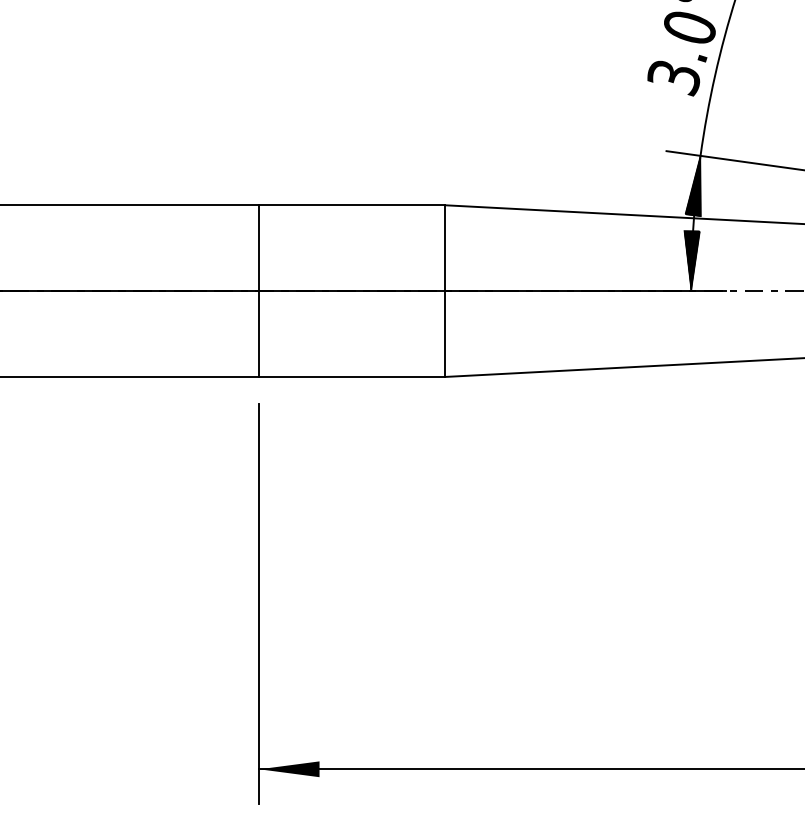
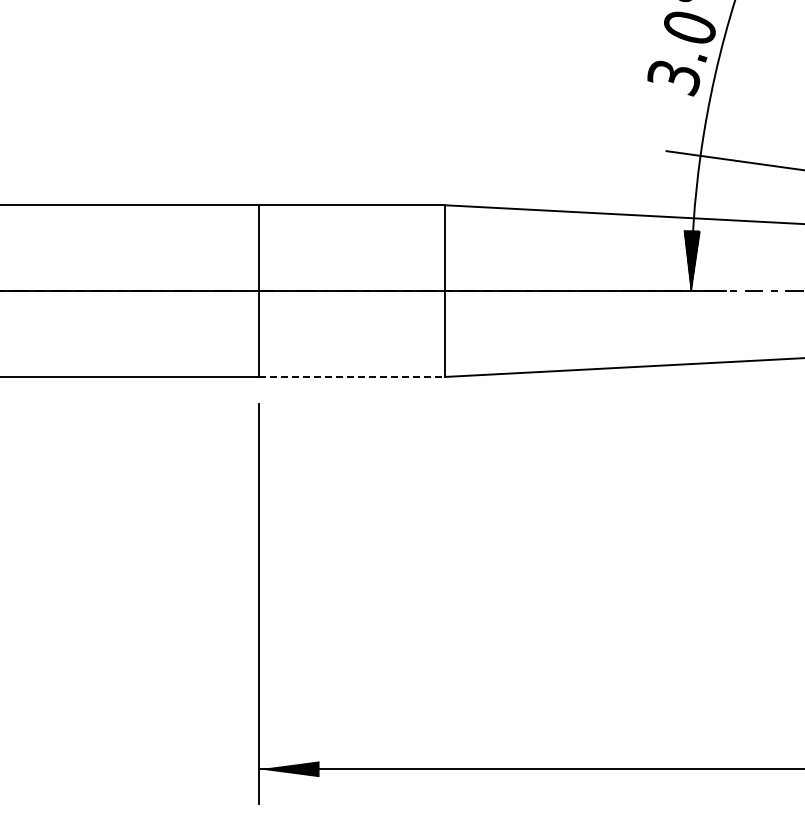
hatch: present -> none (693, 185)
line: solid -> dashed (352, 376)
